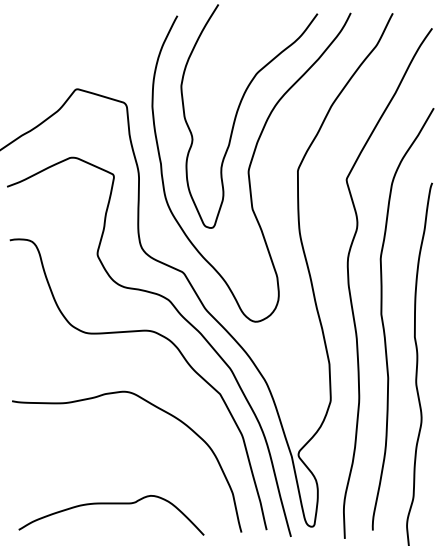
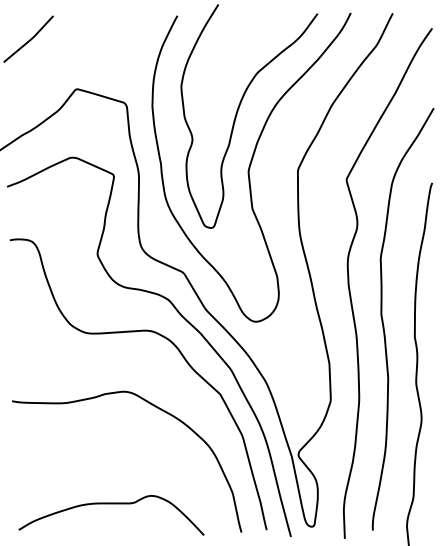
curve: none -> present (29, 39)
